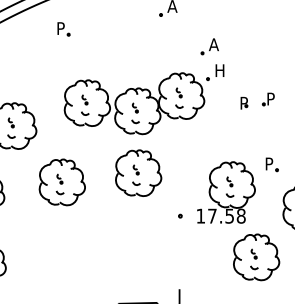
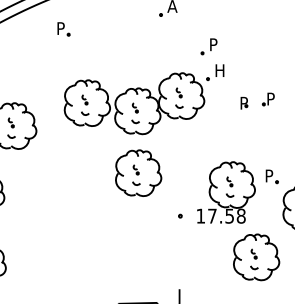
text: A -> P (213, 44)
part position: (271, 164) -> (271, 176) (271, 176)
part: present -> none (61, 182)
